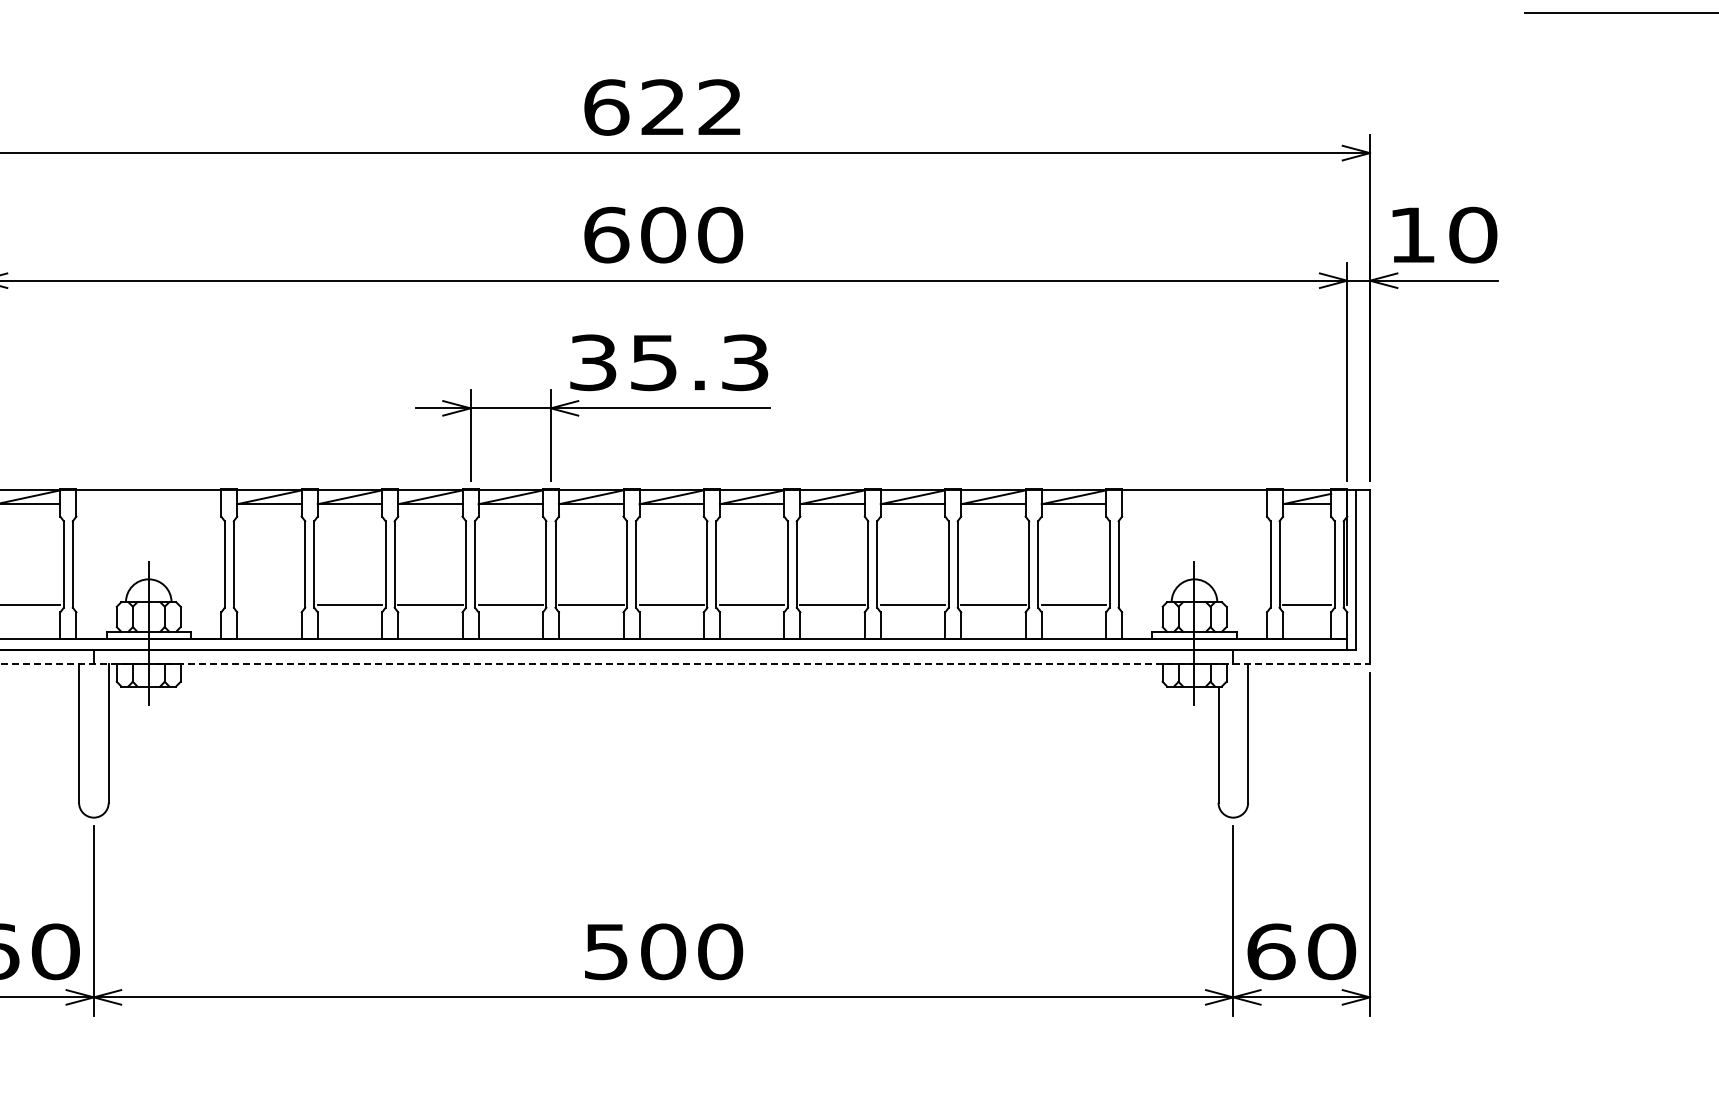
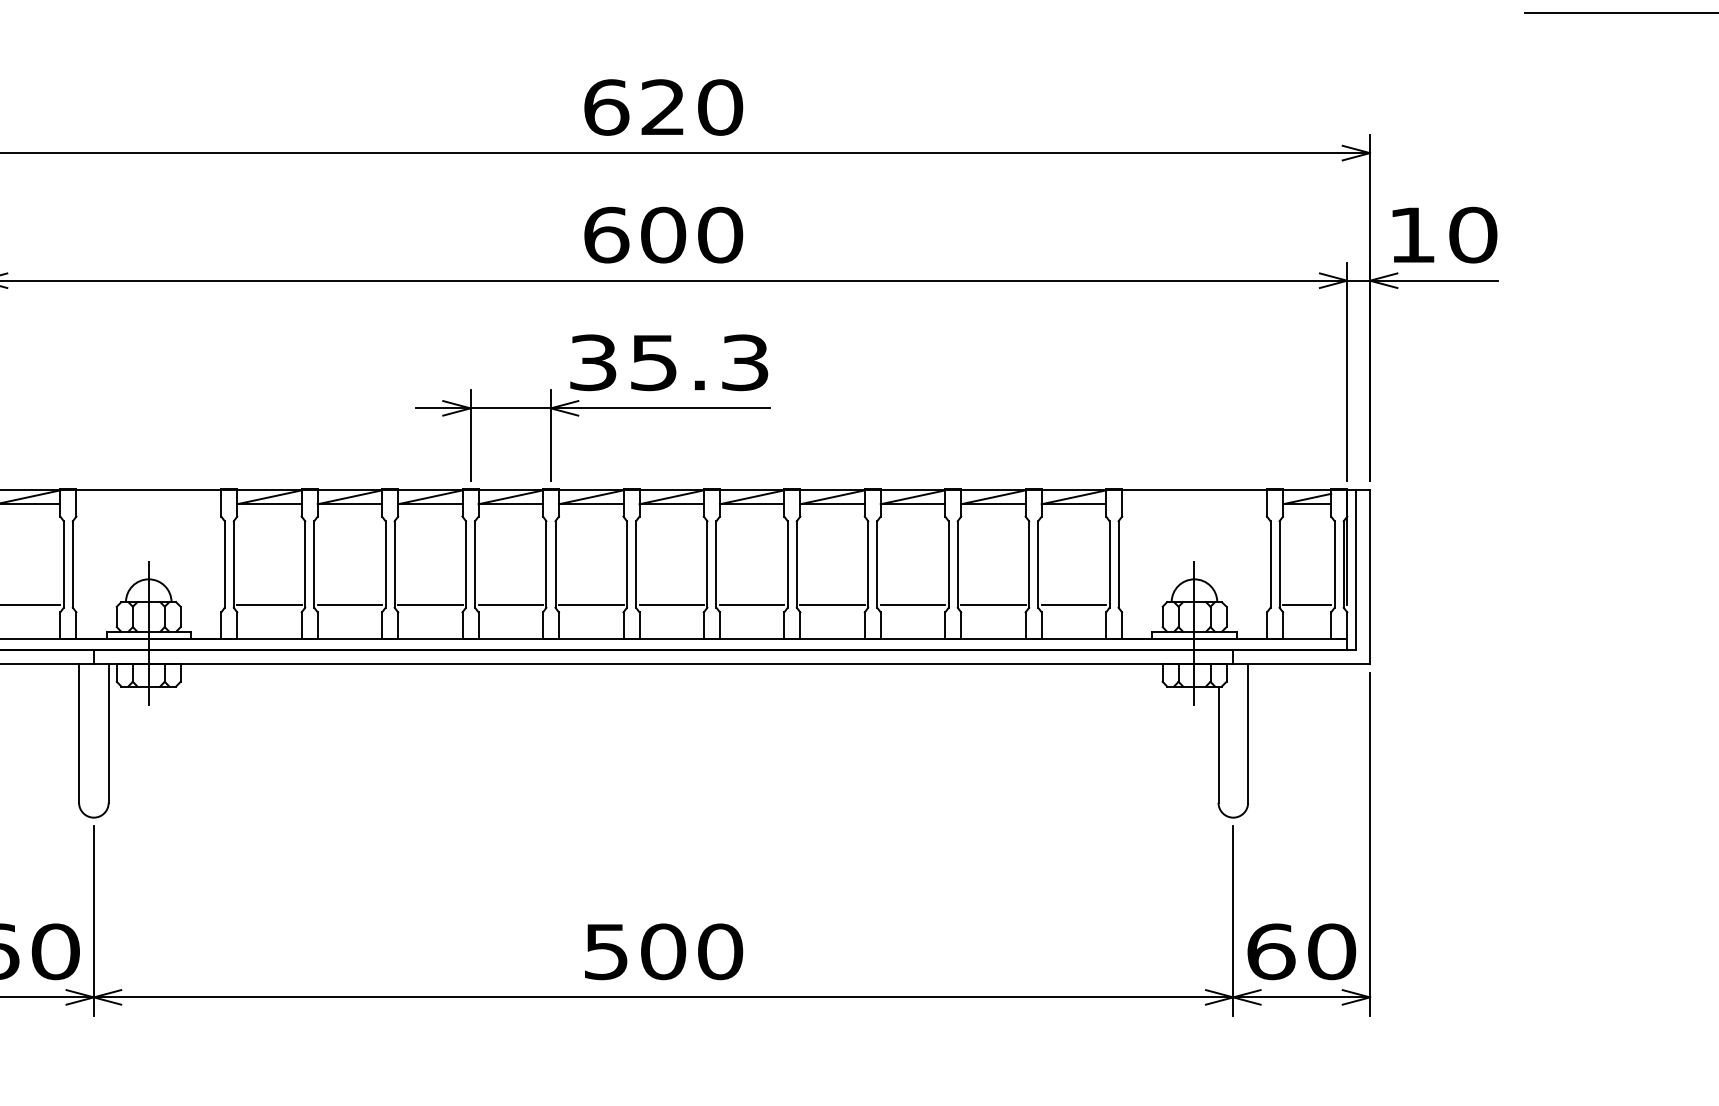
text: 622 -> 620 (720, 107)
line: none -> present (269, 604)
line: dashed -> solid (685, 663)
